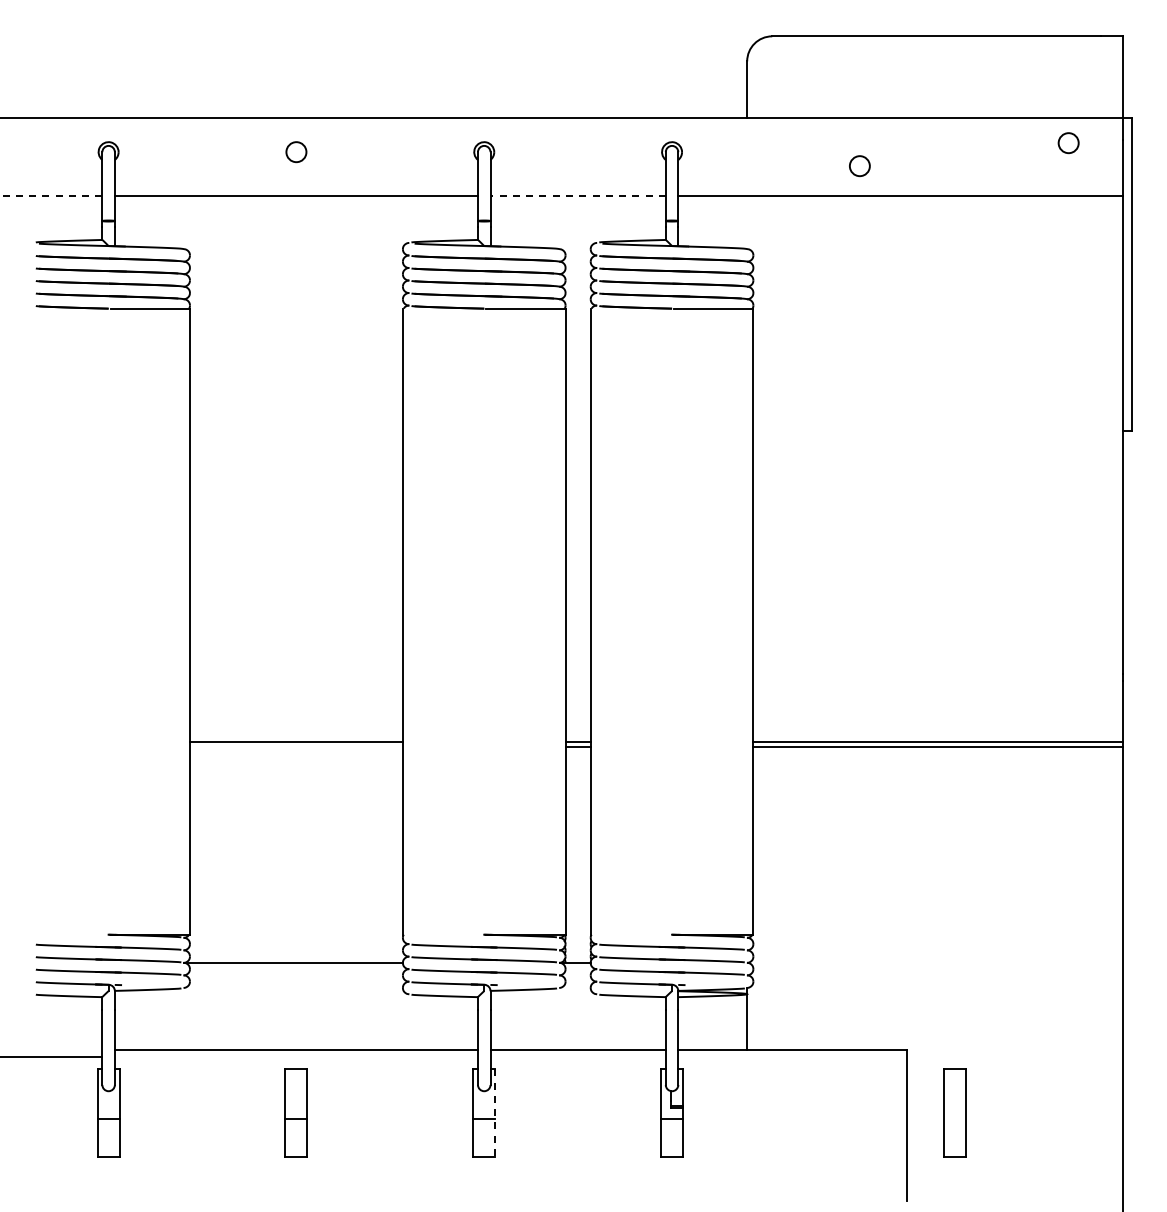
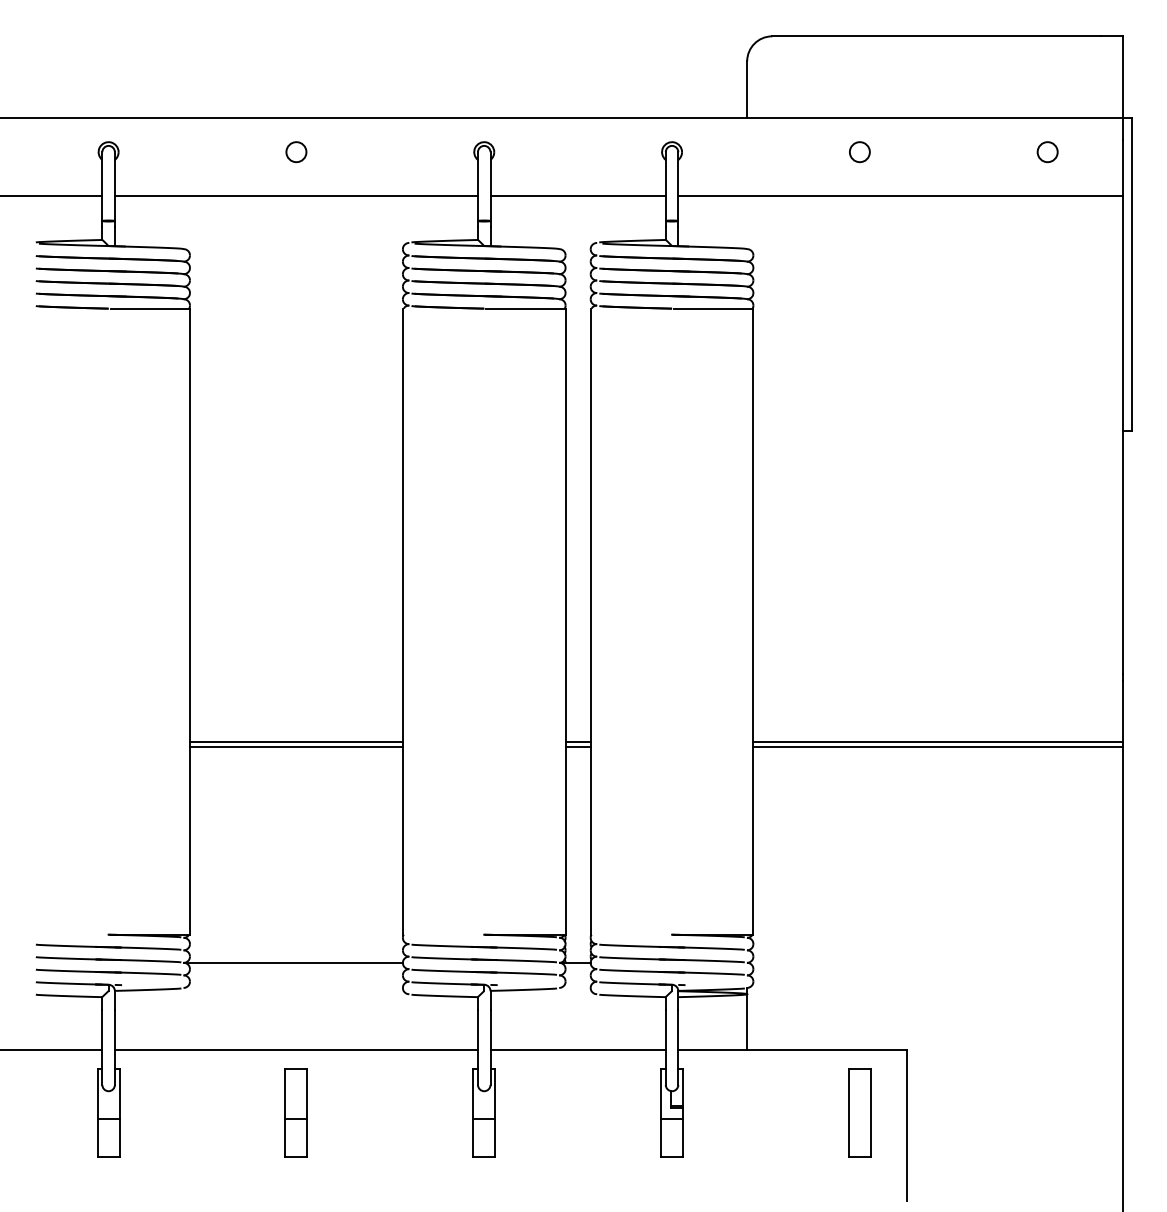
circle position: (1068, 143) -> (1047, 152) (1047, 152)
circle position: (859, 166) -> (859, 152) (859, 152)
line: dashed -> solid (51, 195)
line: dashed -> solid (578, 195)
line: none -> present (296, 746)
line position: (52, 1057) -> (52, 1050) (52, 1050)
part position: (954, 1112) -> (859, 1112) (859, 1112)
line: dashed -> solid (495, 1113)
